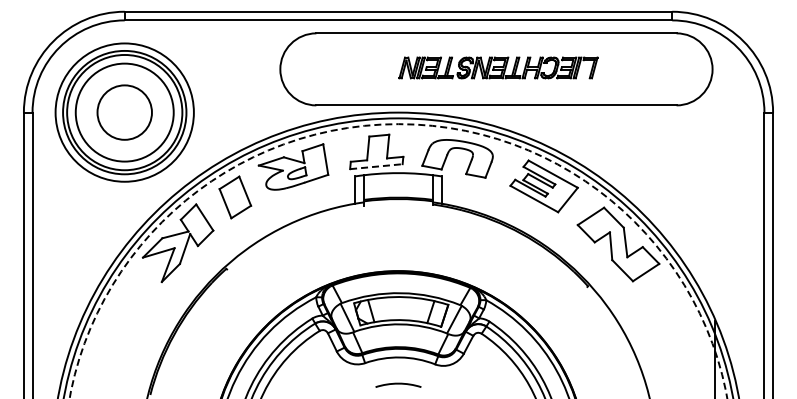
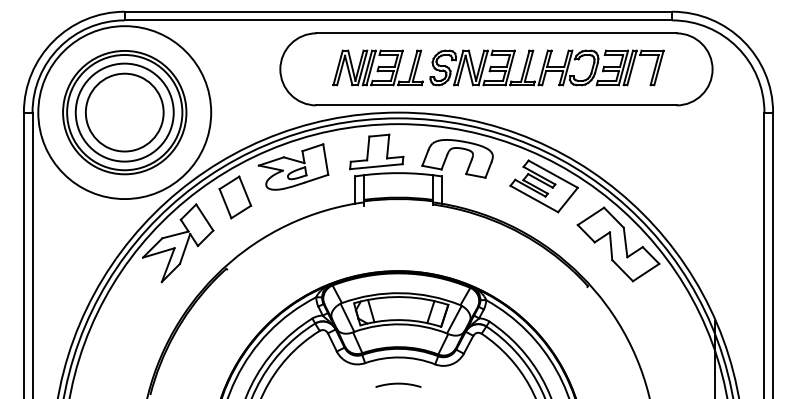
part size: 201x24 px -> 333x38 px (498, 67)
circle diameter: 138 px -> 173 px (124, 112)
circle diameter: 54 px -> 78 px (124, 112)
line: dashed -> solid (376, 166)
circle: dashed -> solid (398, 261)
